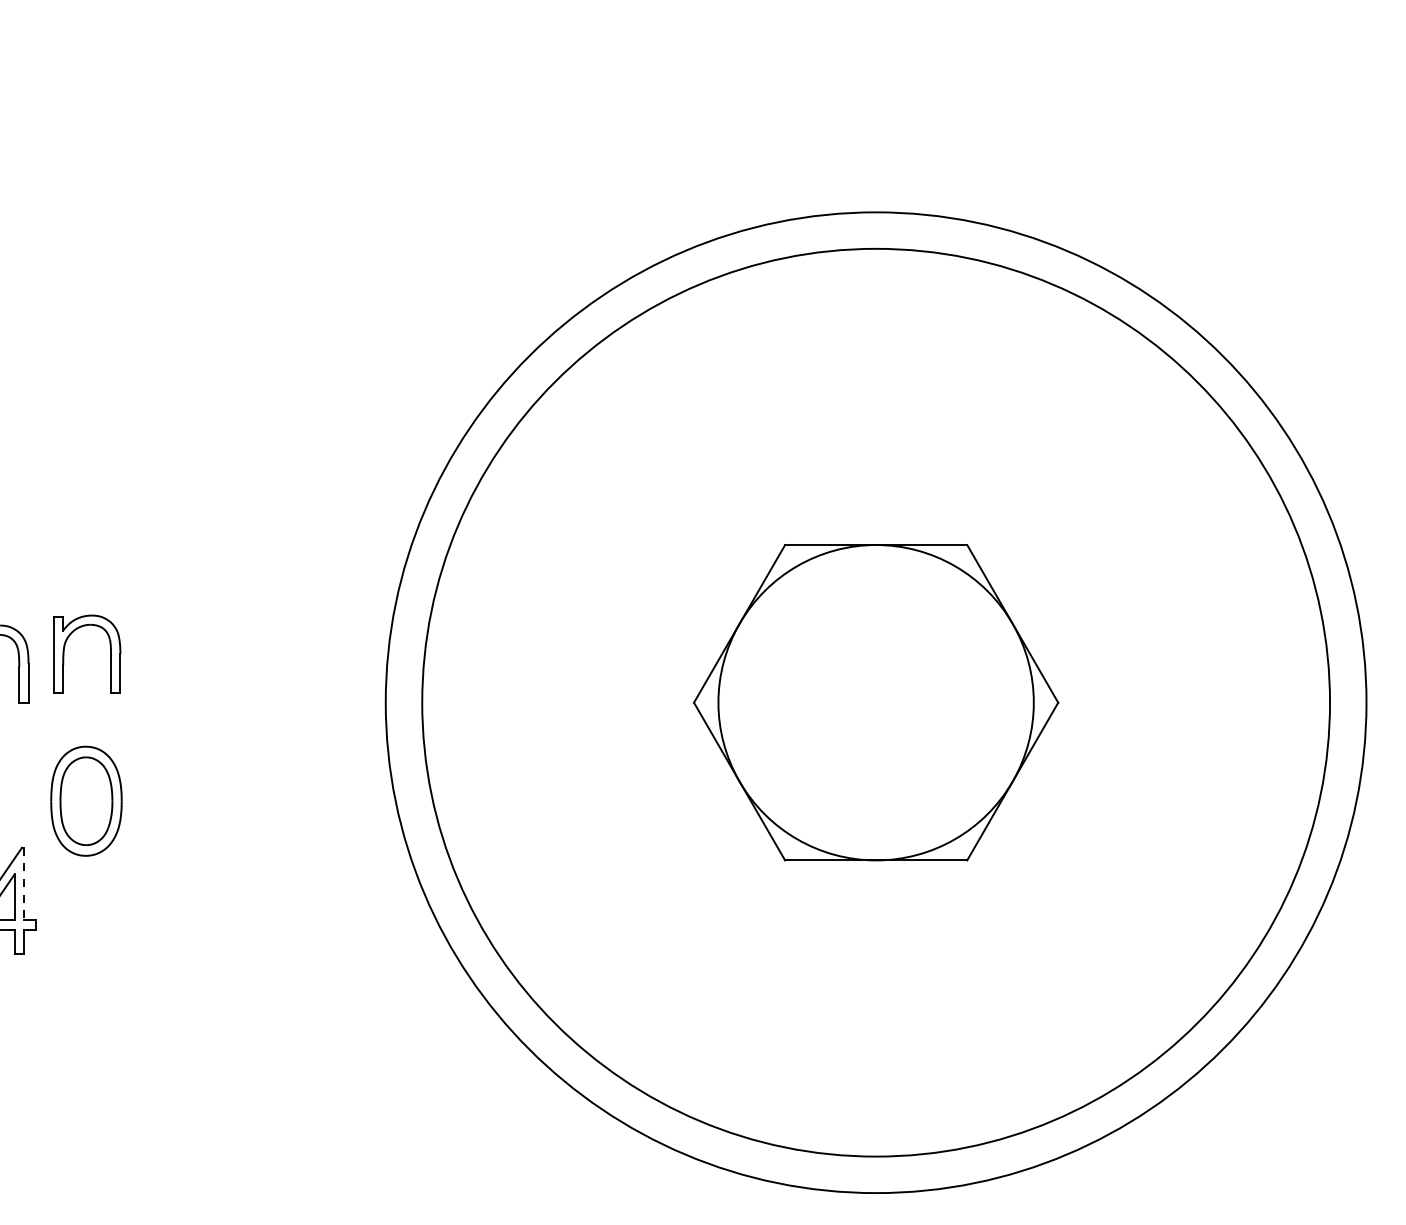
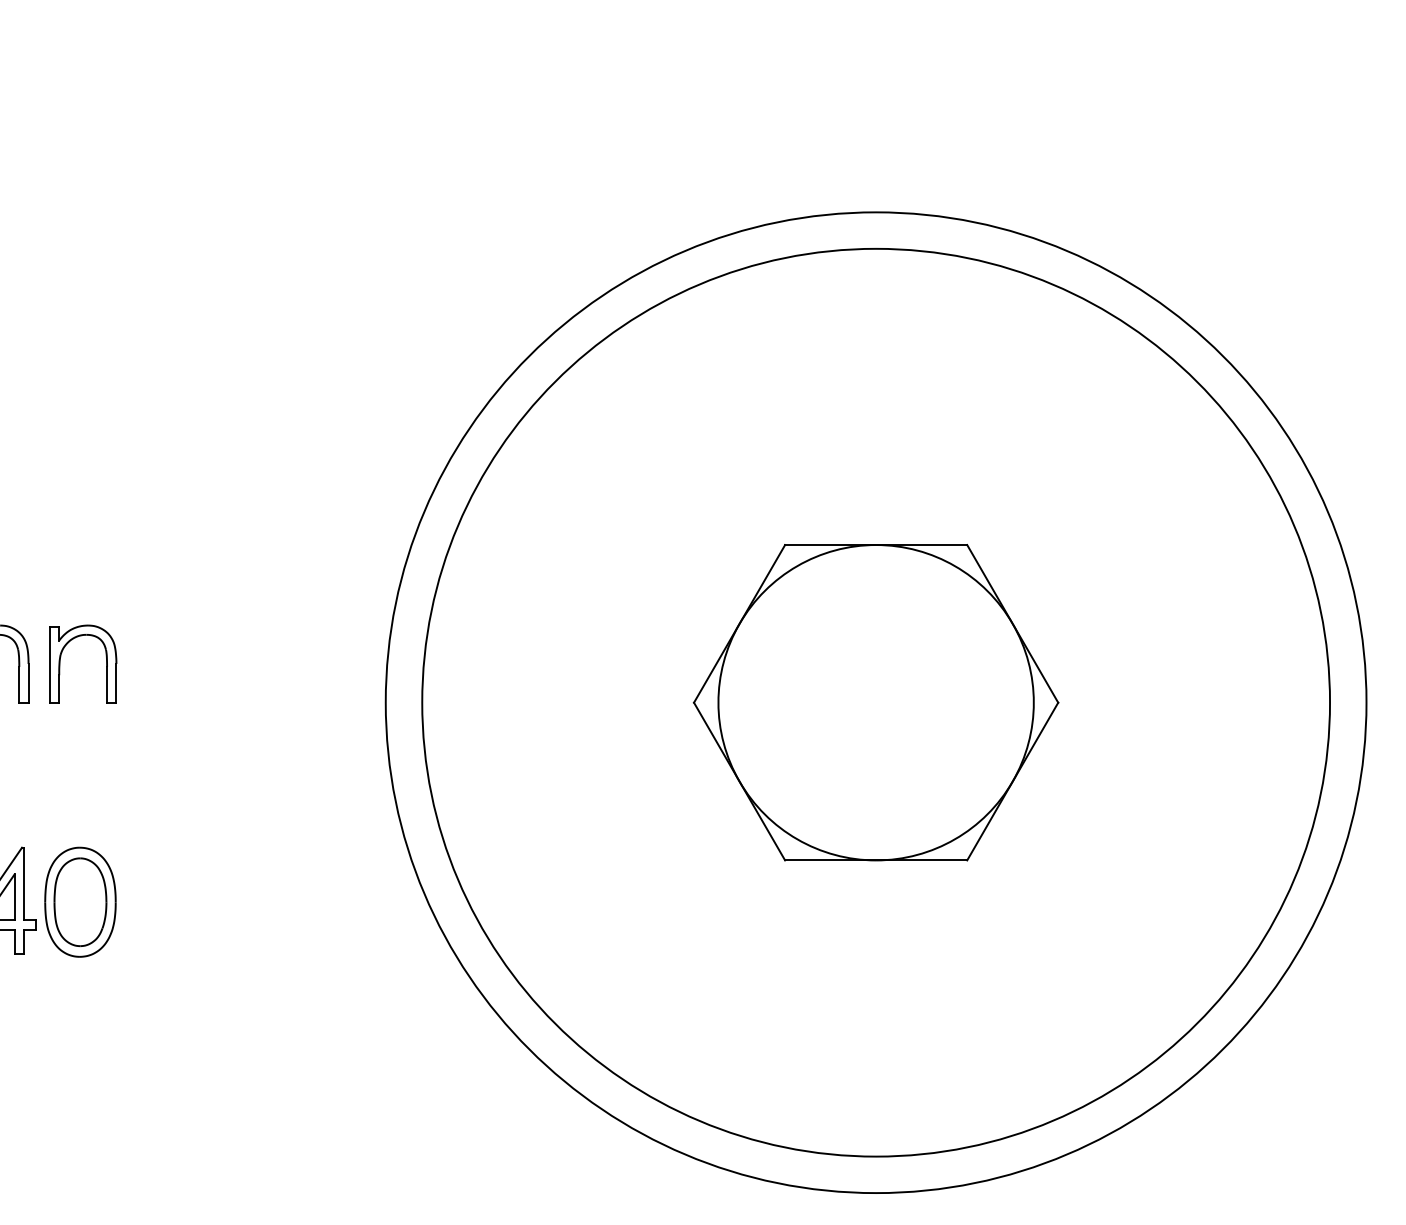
part position: (64, 653) -> (60, 663) (60, 663)
part position: (86, 800) -> (80, 901) (80, 901)
line: dashed -> solid (23, 883)
